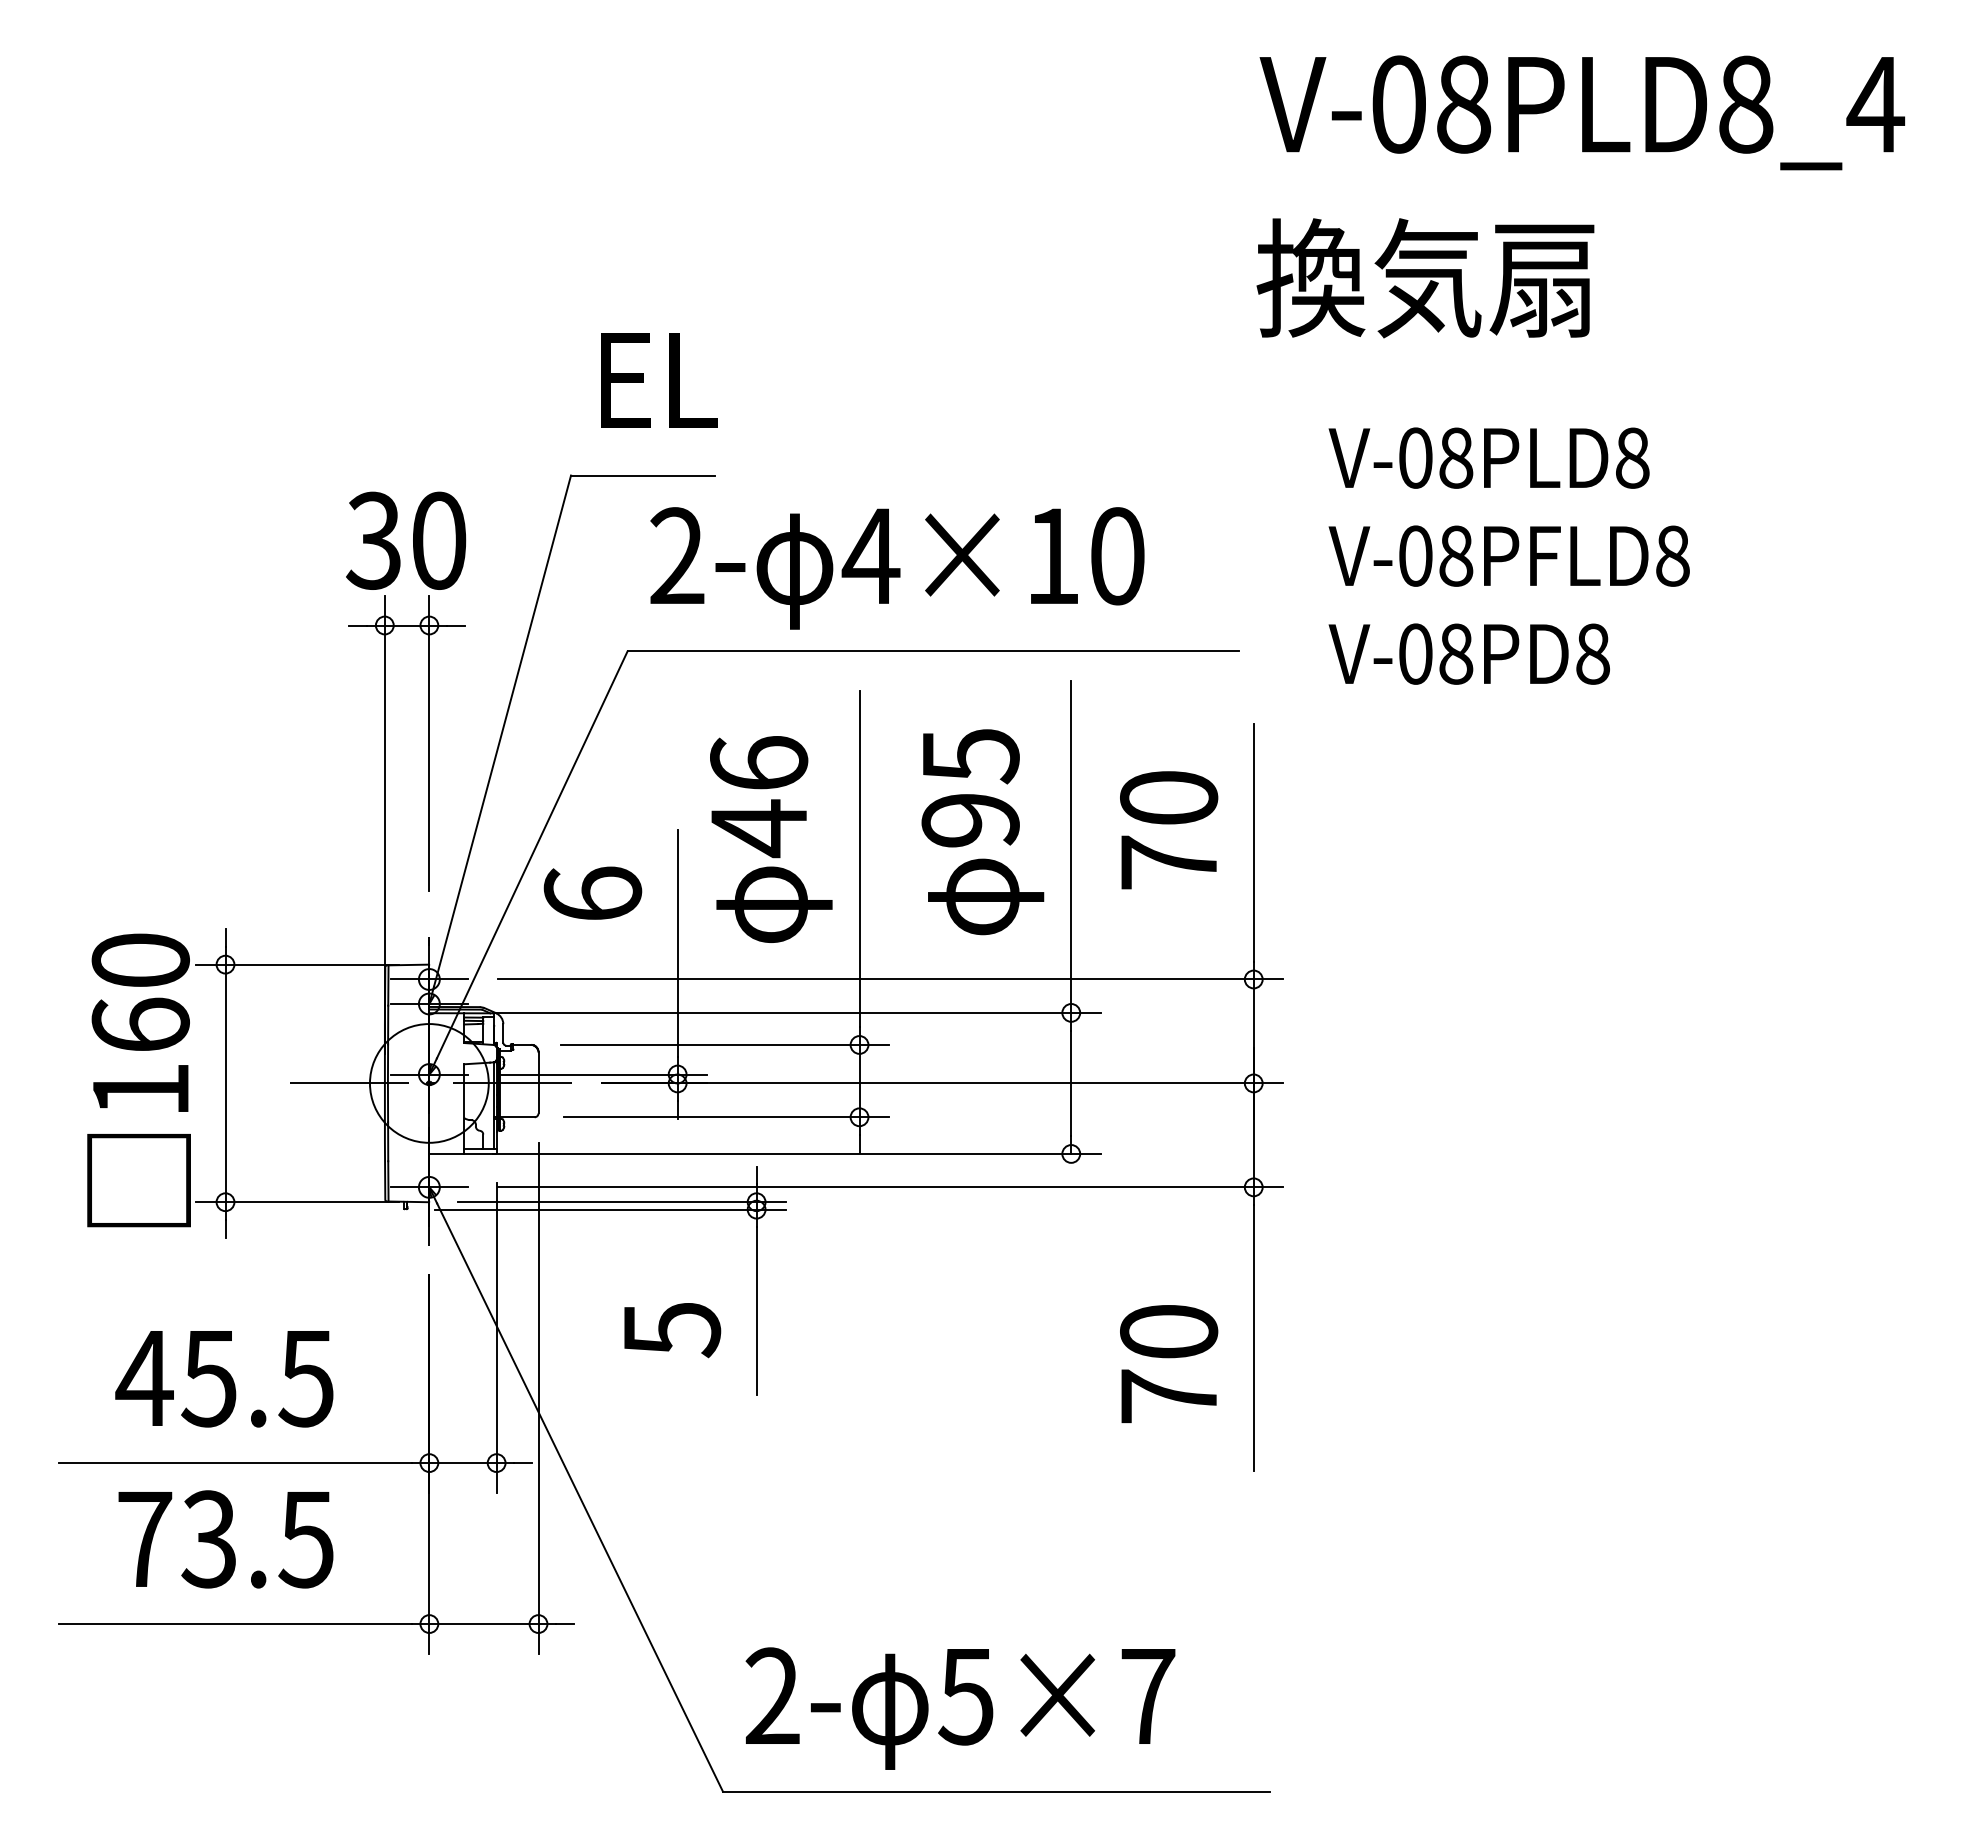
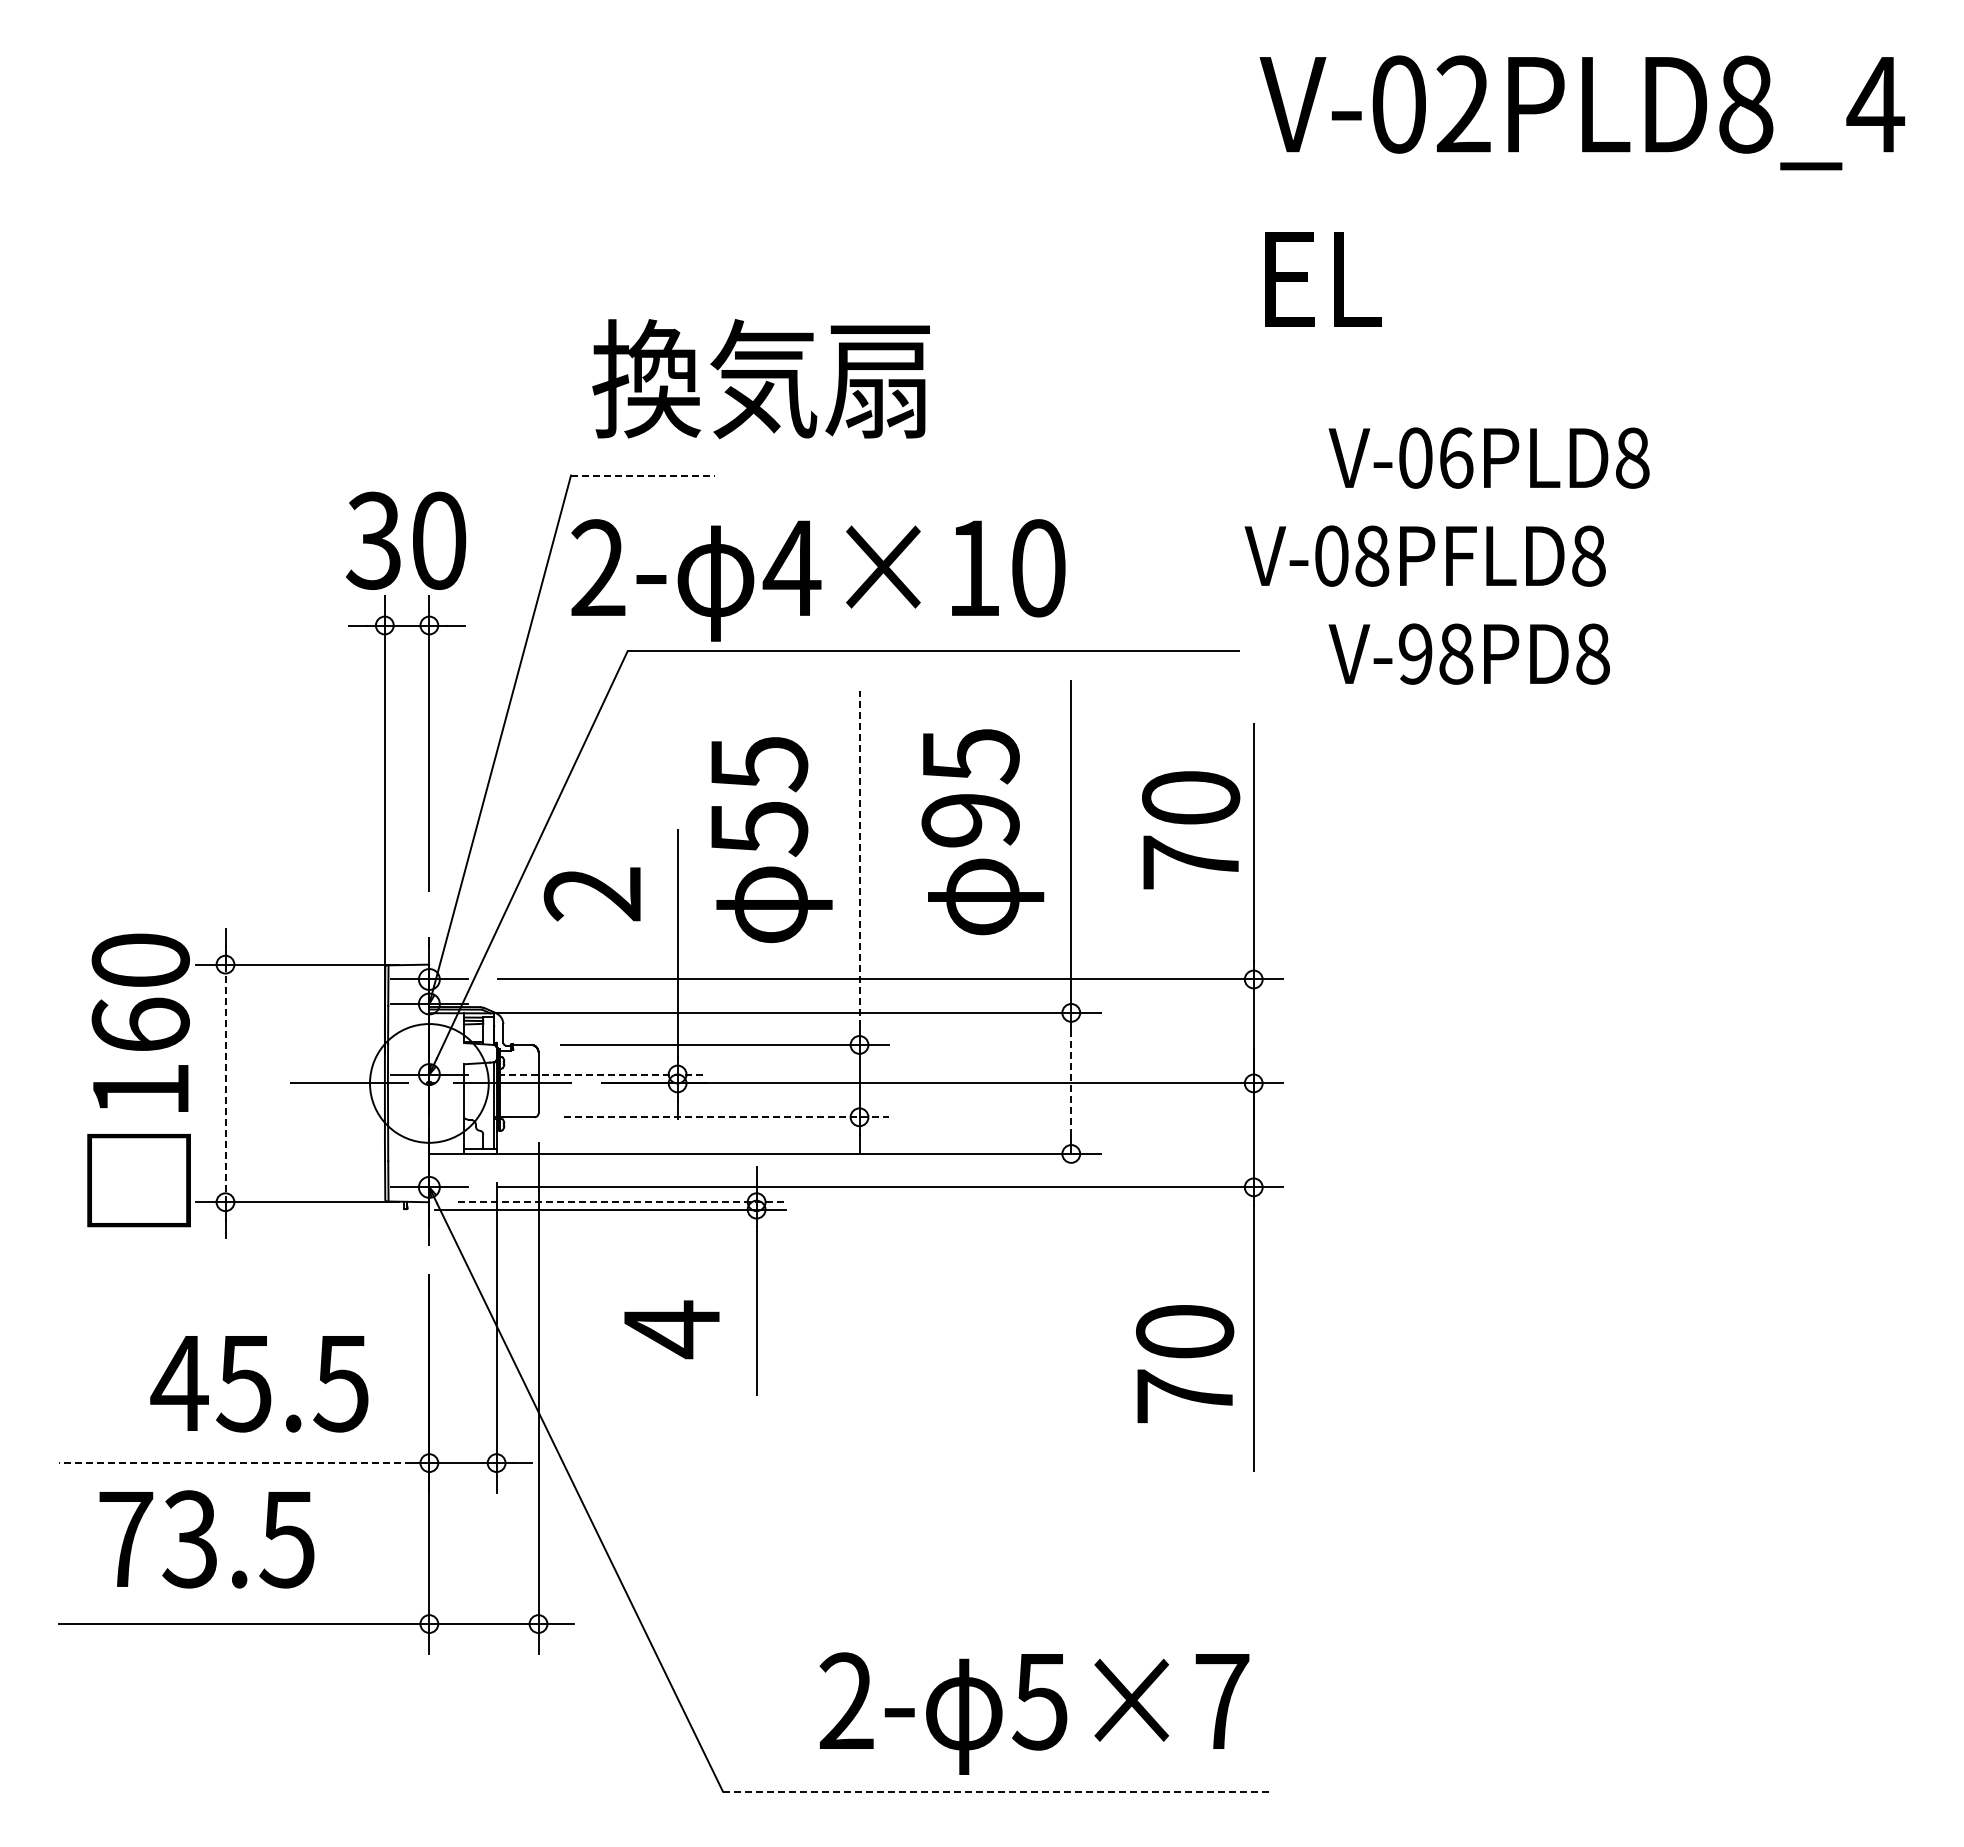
text: V-08PLD8_4 -> V-02PLD8_4 (1463, 104)
text: 換気扇 -> EL (1425, 278)
text: EL -> 換気扇 (760, 379)
text: V-08PLD8 -> V-06PLD8 (1456, 457)
line: solid -> dashed (643, 475)
text position: (1508, 555) -> (1424, 555) (1424, 555)
text position: (897, 568) -> (818, 580) (818, 580)
text: V-08PD8 -> V-98PD8 (1415, 653)
text: 46 -> 55 (759, 797)
text position: (1169, 830) -> (1191, 830) (1191, 830)
line: solid -> dashed (859, 858)
text: 6 -> 2 (592, 893)
line: solid -> dashed (602, 1074)
line: solid -> dashed (225, 1083)
line: solid -> dashed (1071, 1083)
line: solid -> dashed (727, 1117)
line: solid -> dashed (622, 1202)
text: 5 -> 4 (672, 1329)
text position: (1169, 1363) -> (1185, 1363) (1185, 1363)
text position: (224, 1379) -> (259, 1384) (259, 1384)
line: solid -> dashed (234, 1463)
text position: (225, 1539) -> (206, 1539) (206, 1539)
text position: (960, 1708) -> (1034, 1713) (1034, 1713)
line: solid -> dashed (996, 1791)
